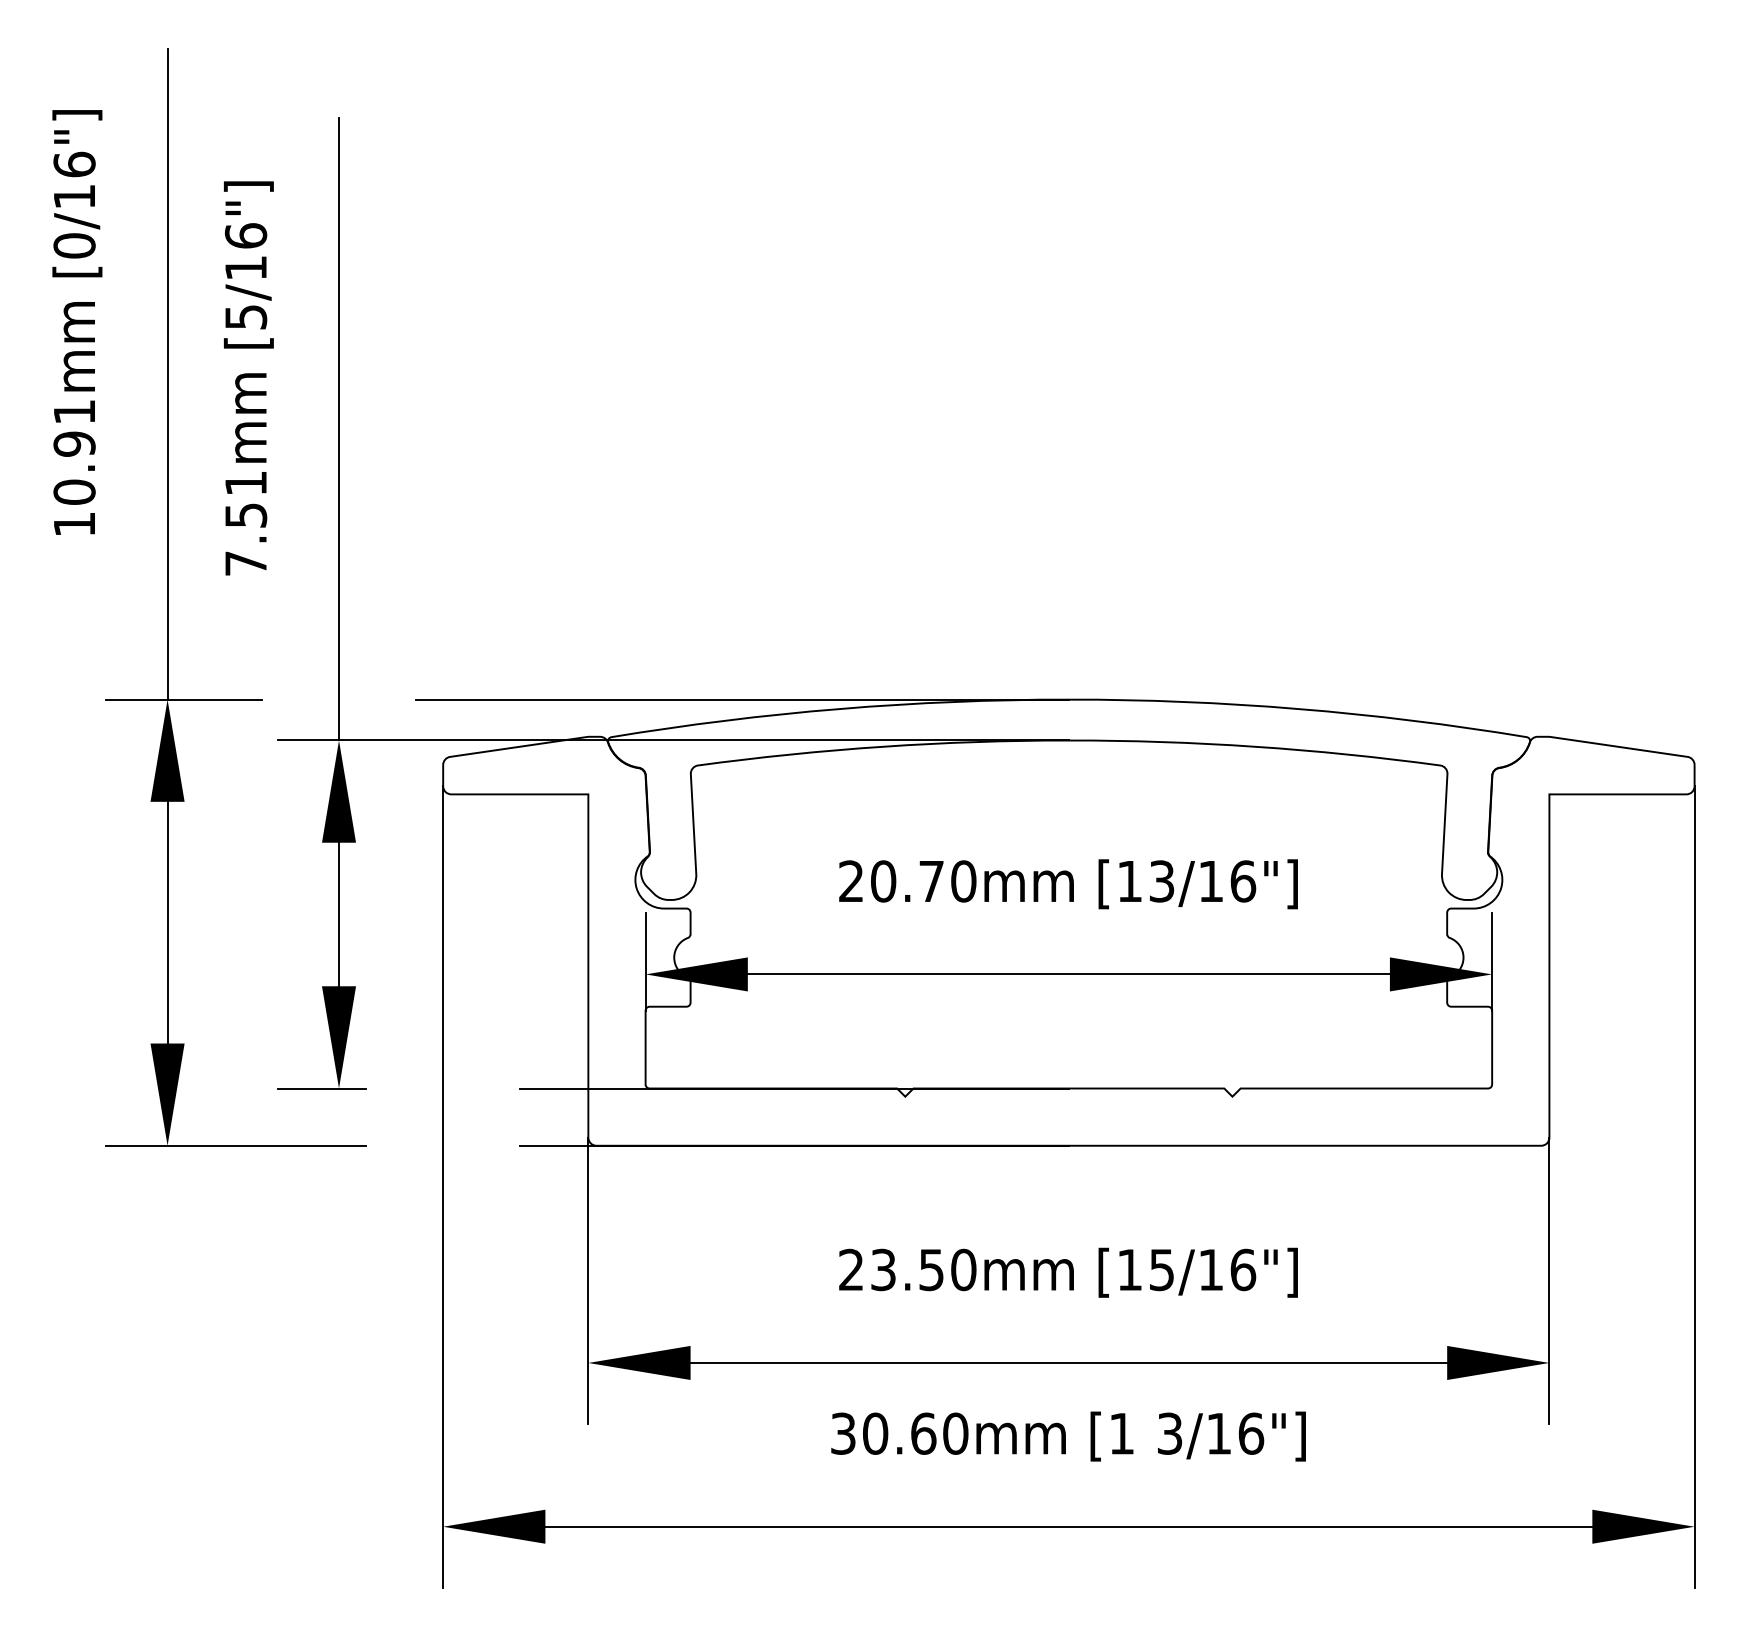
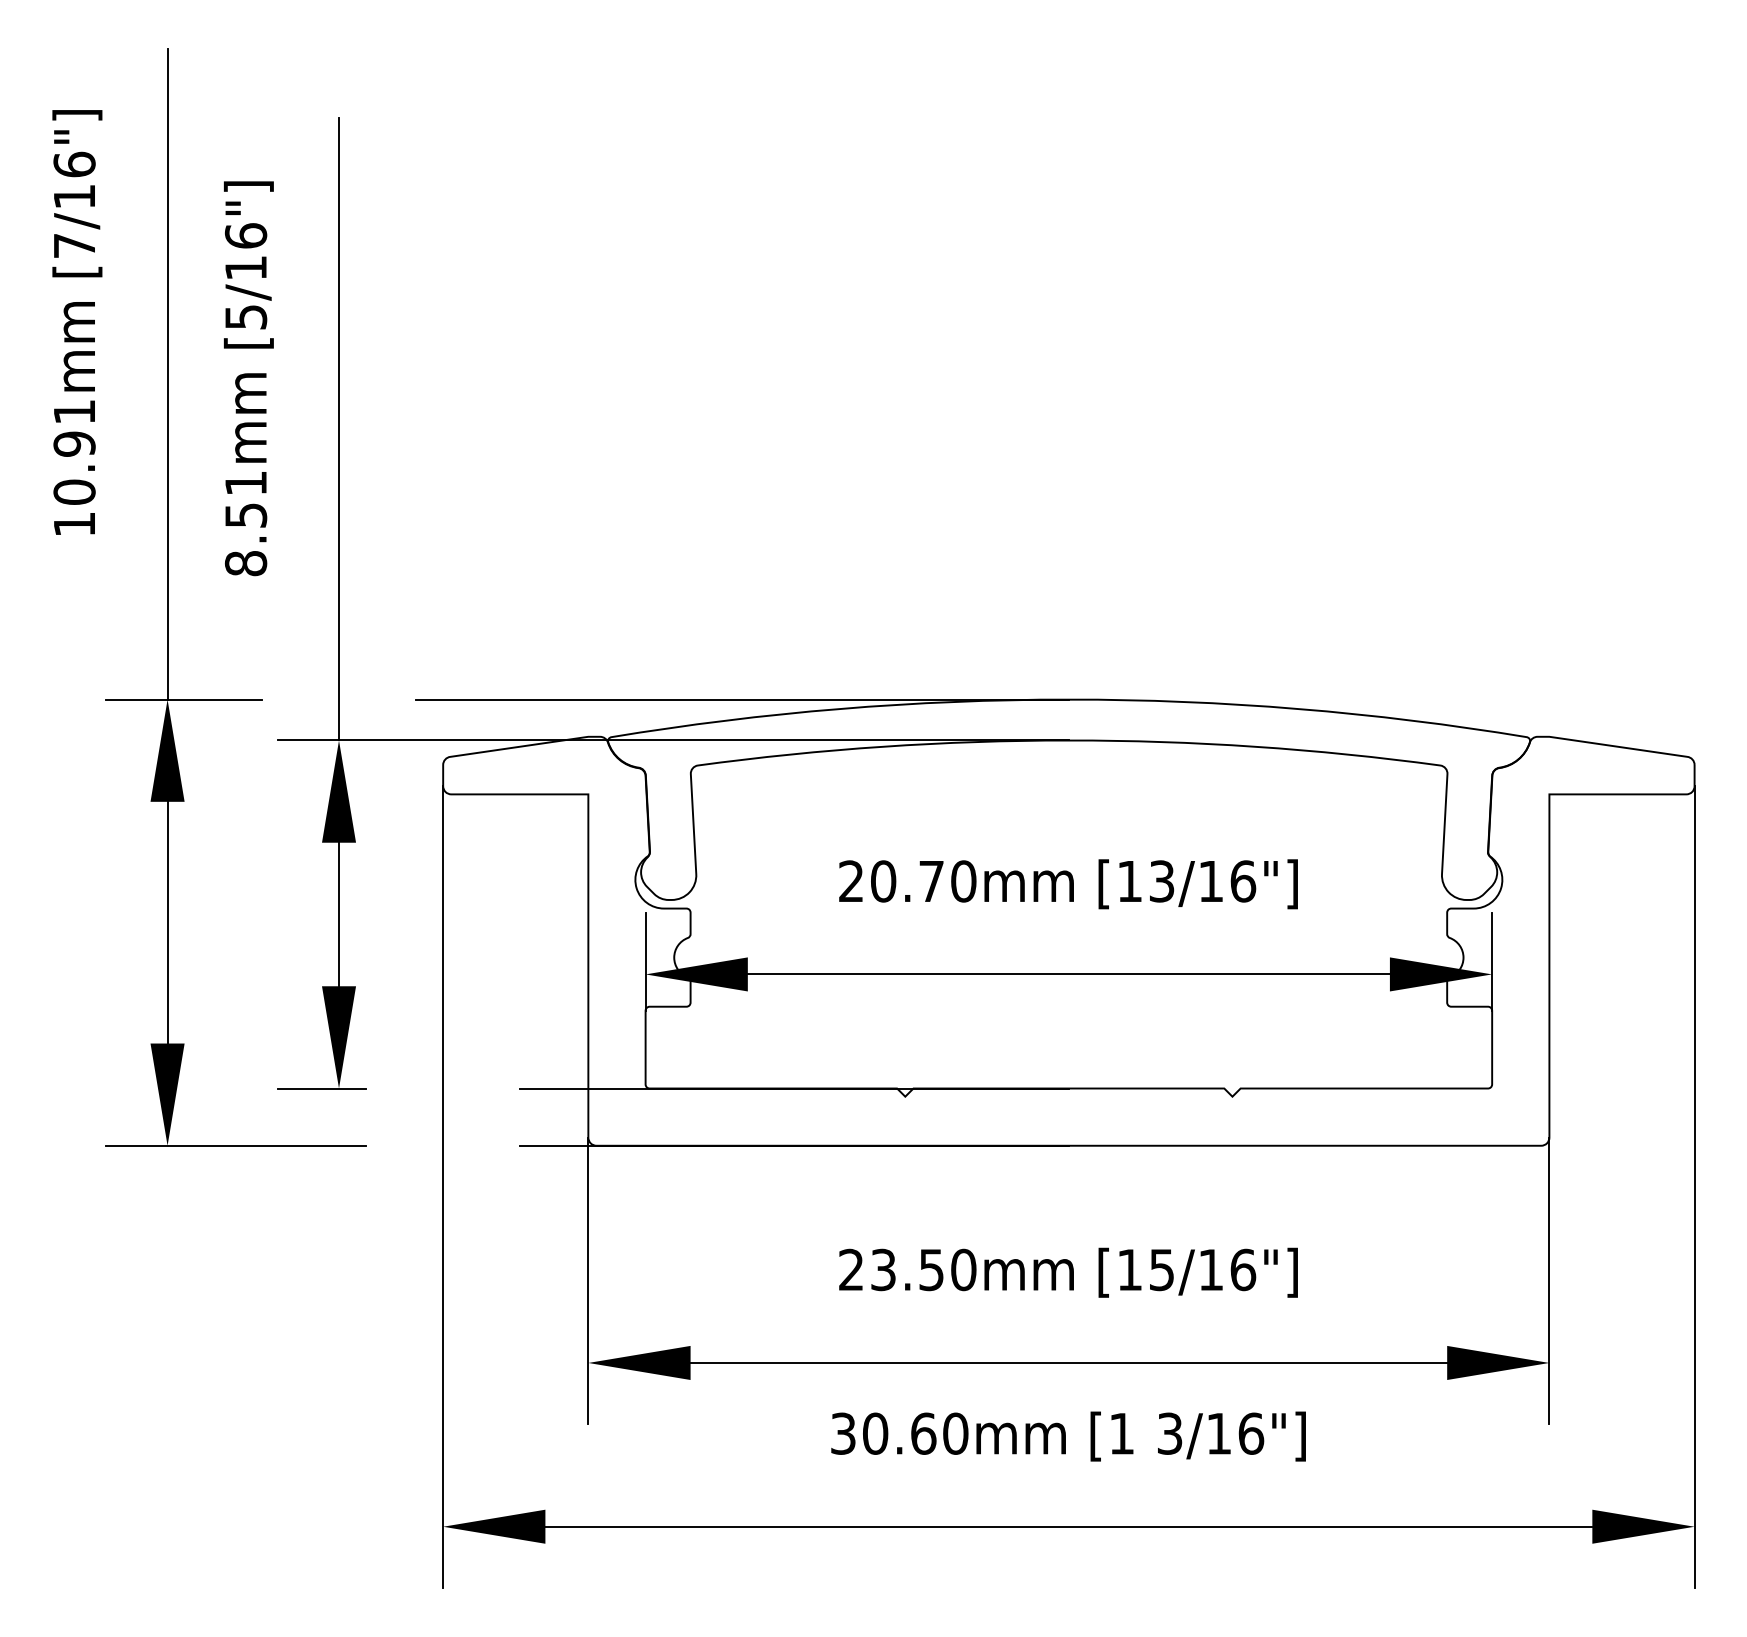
text: [0/16"] -> [7/16"] (74, 245)
text: 7.51mm -> 8.51mm (245, 563)
